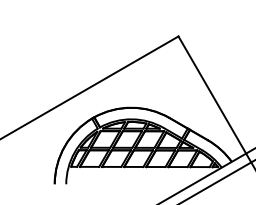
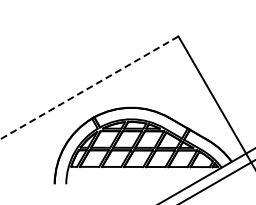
line: solid -> dashed (89, 87)
